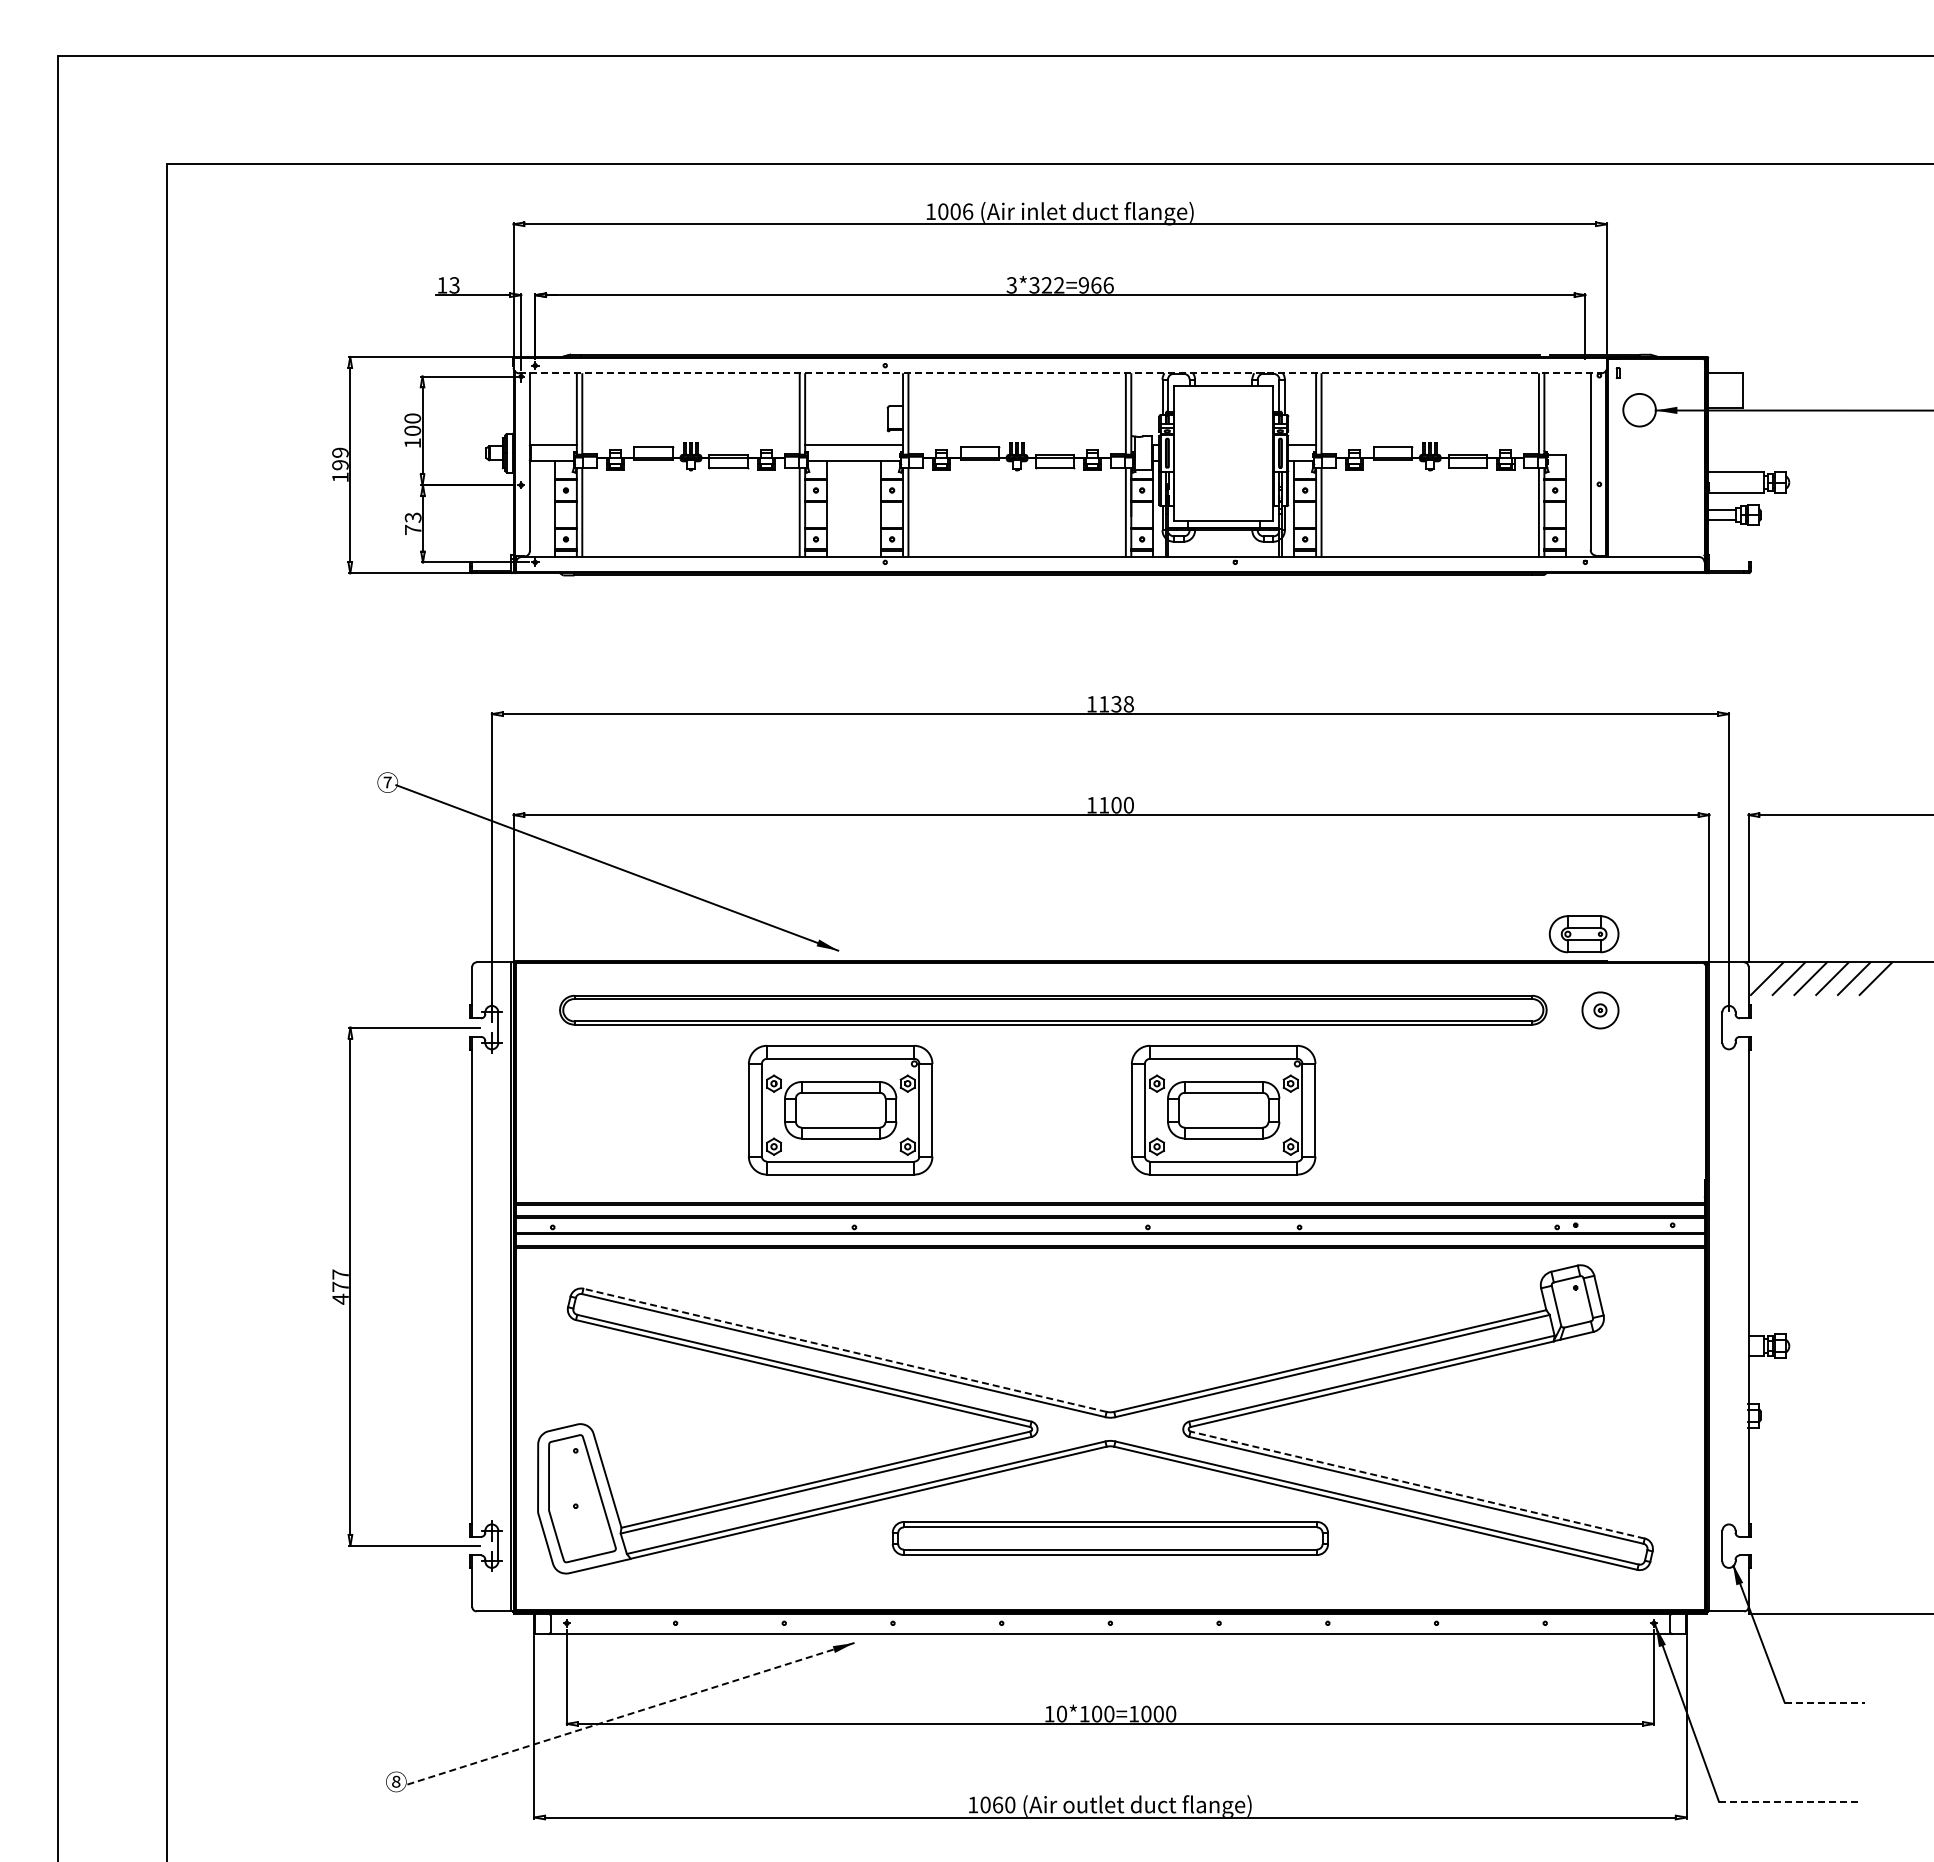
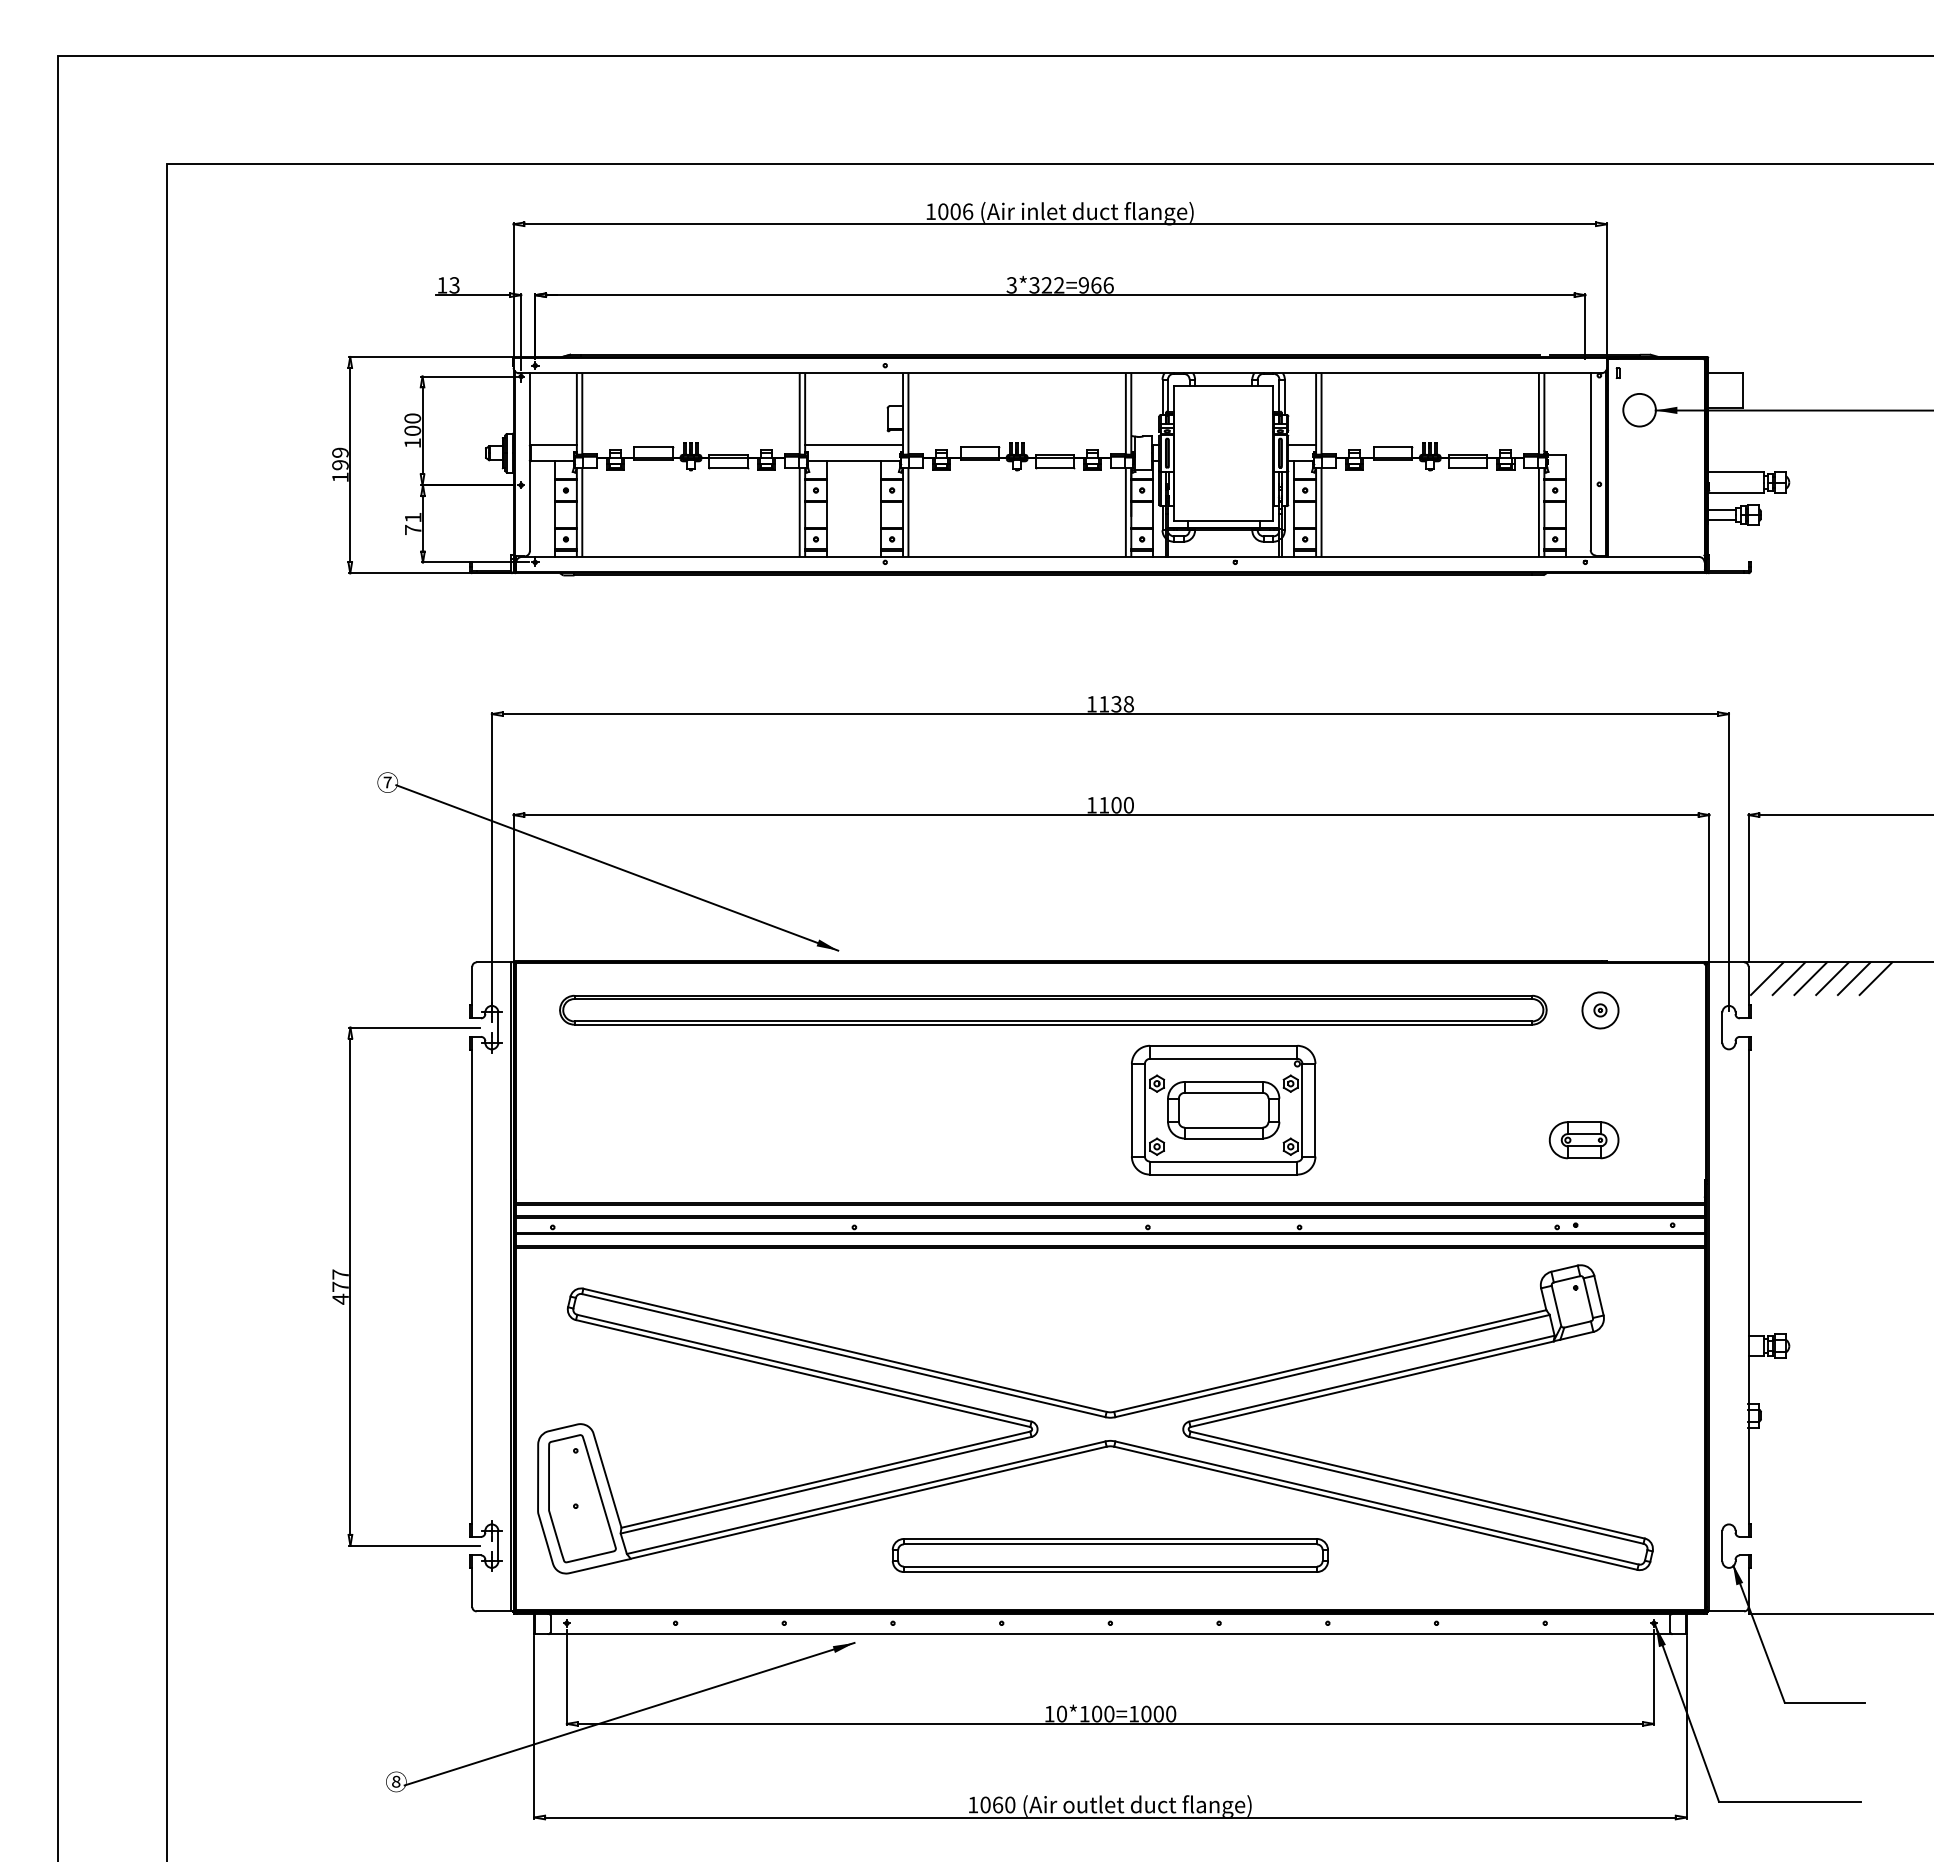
line: dashed -> solid (1060, 373)
text: 73 -> 71 (412, 517)
part position: (1583, 934) -> (1583, 1140) (1583, 1140)
part: present -> none (840, 1109)
line: dashed -> solid (845, 1350)
line: dashed -> solid (1417, 1484)
part position: (1109, 1538) -> (1109, 1555) (1109, 1555)
line: dashed -> solid (1825, 1702)
line: dashed -> solid (629, 1714)
line: dashed -> solid (1789, 1801)
